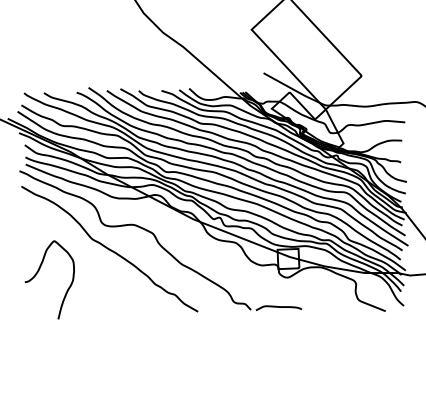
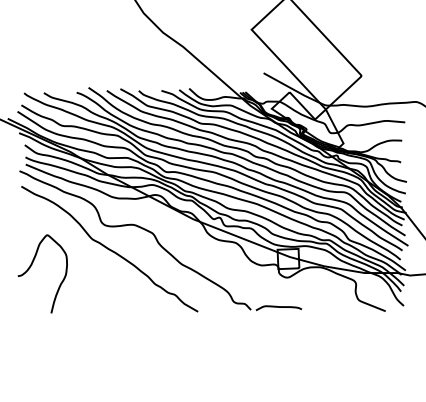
curve position: (37, 274) -> (30, 268) (30, 268)
